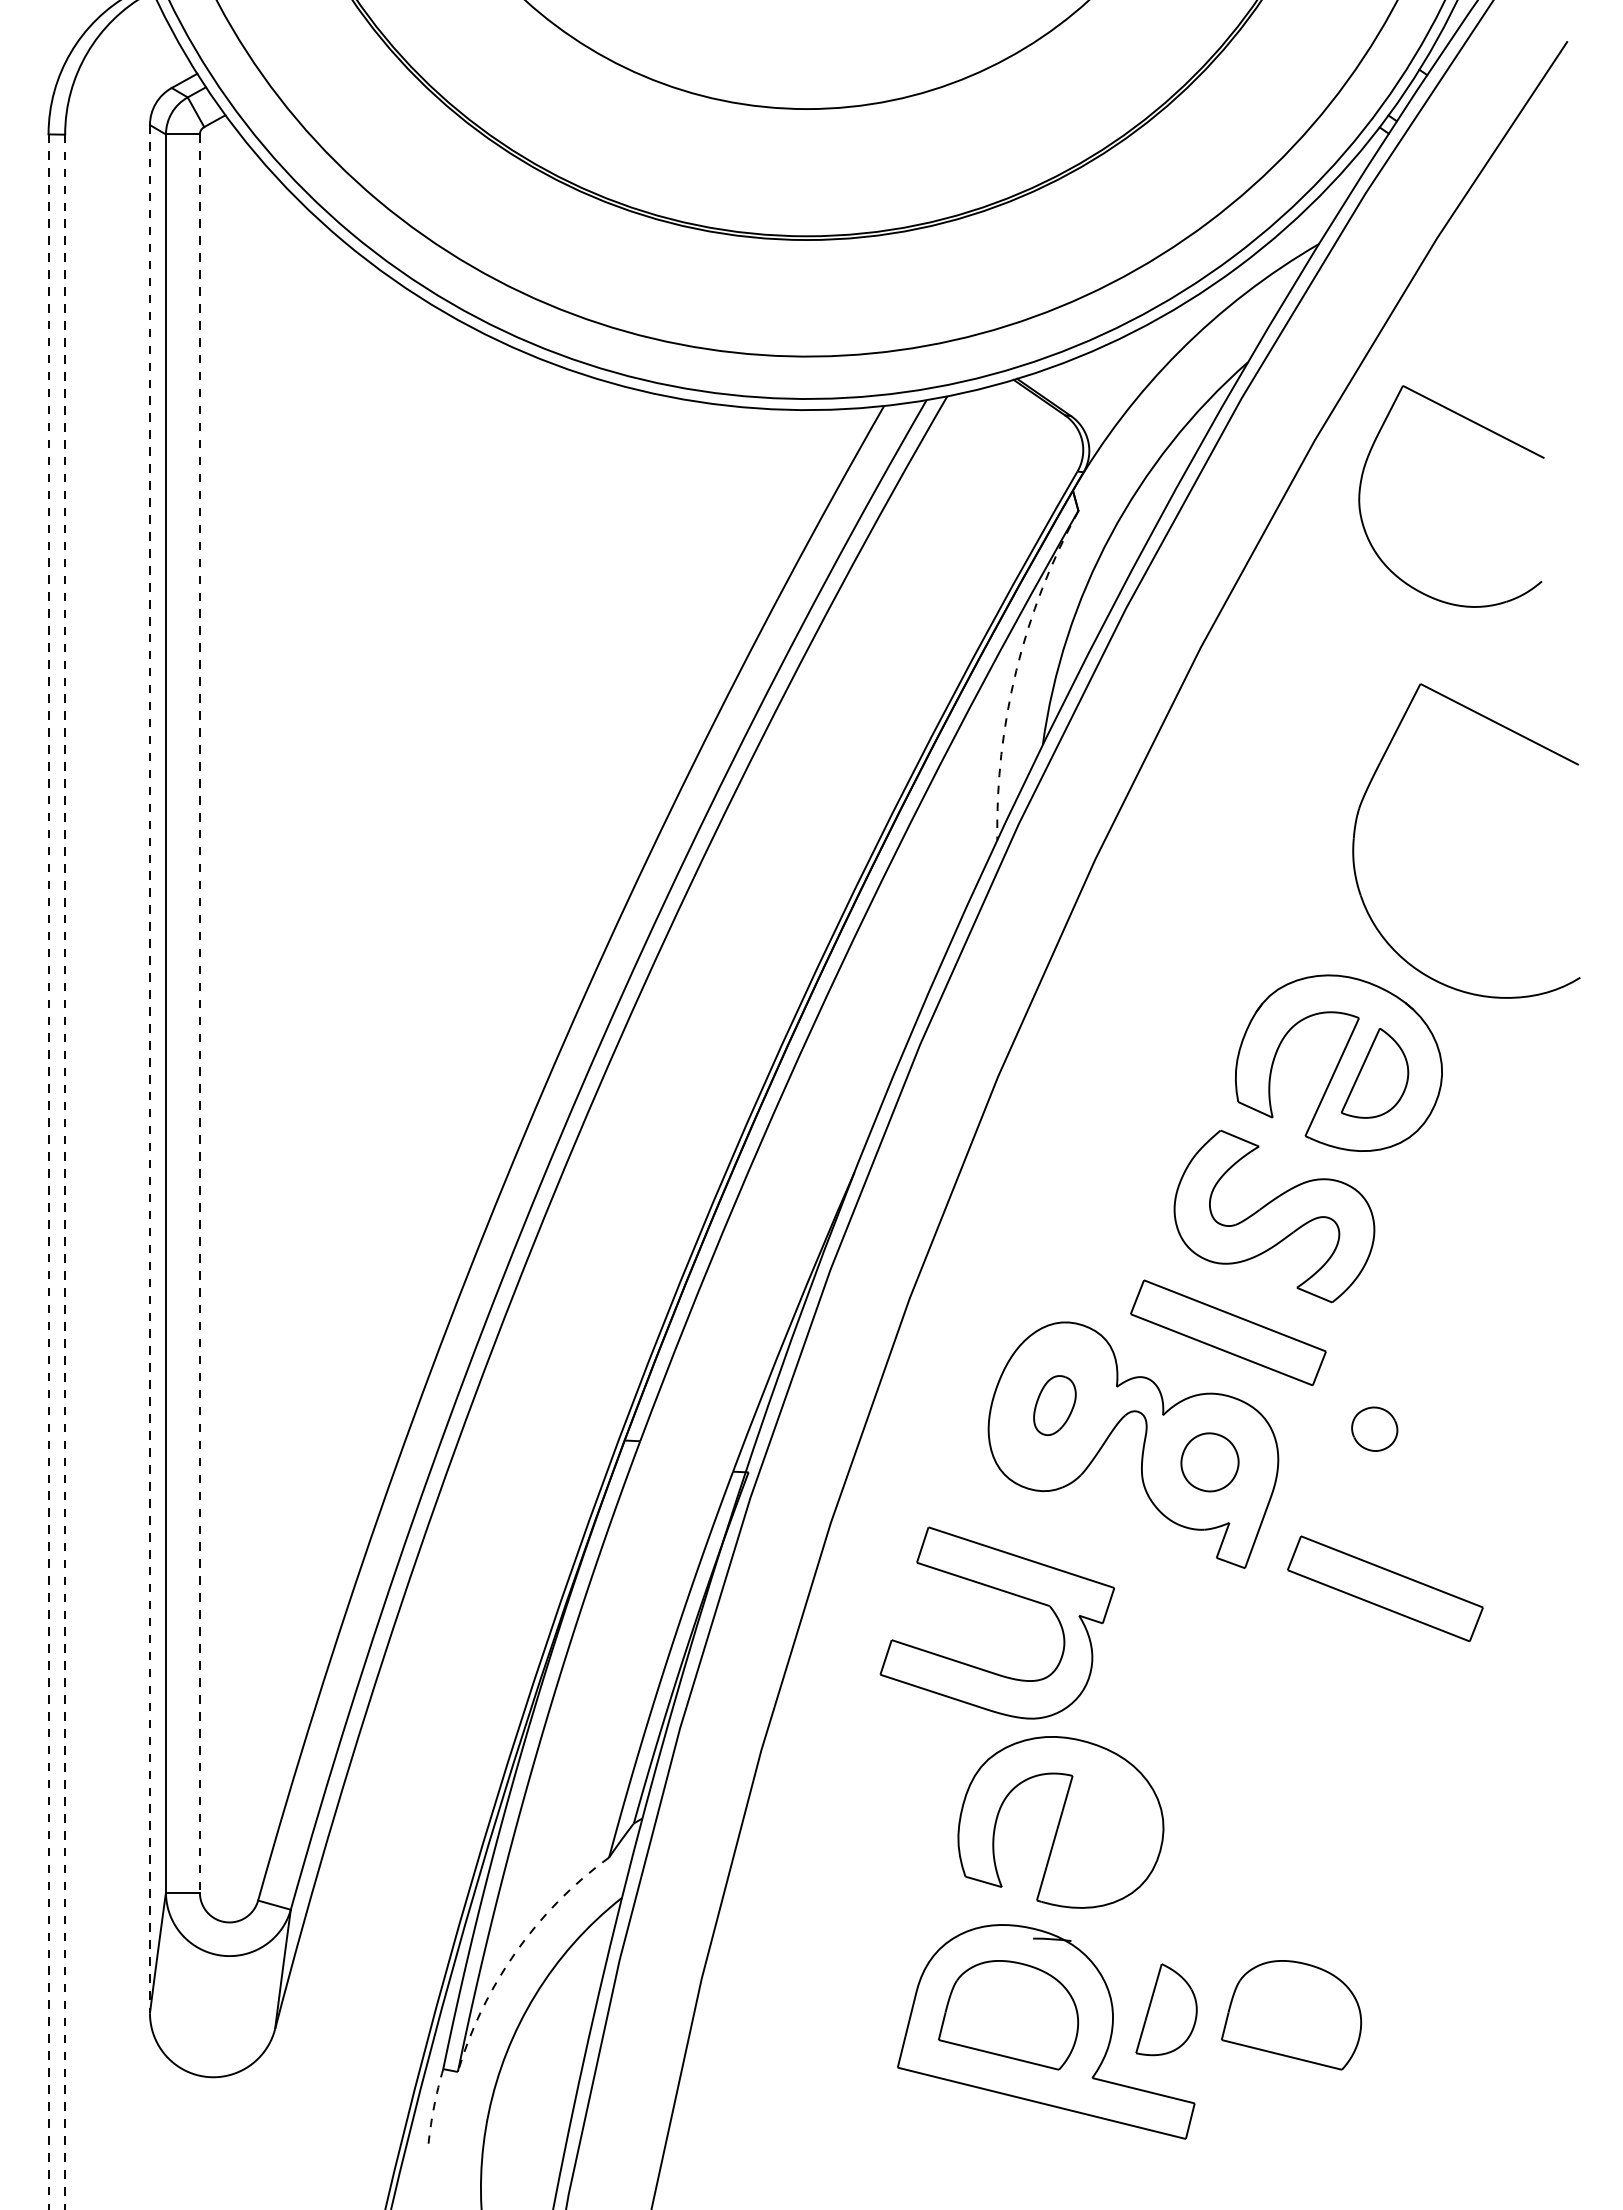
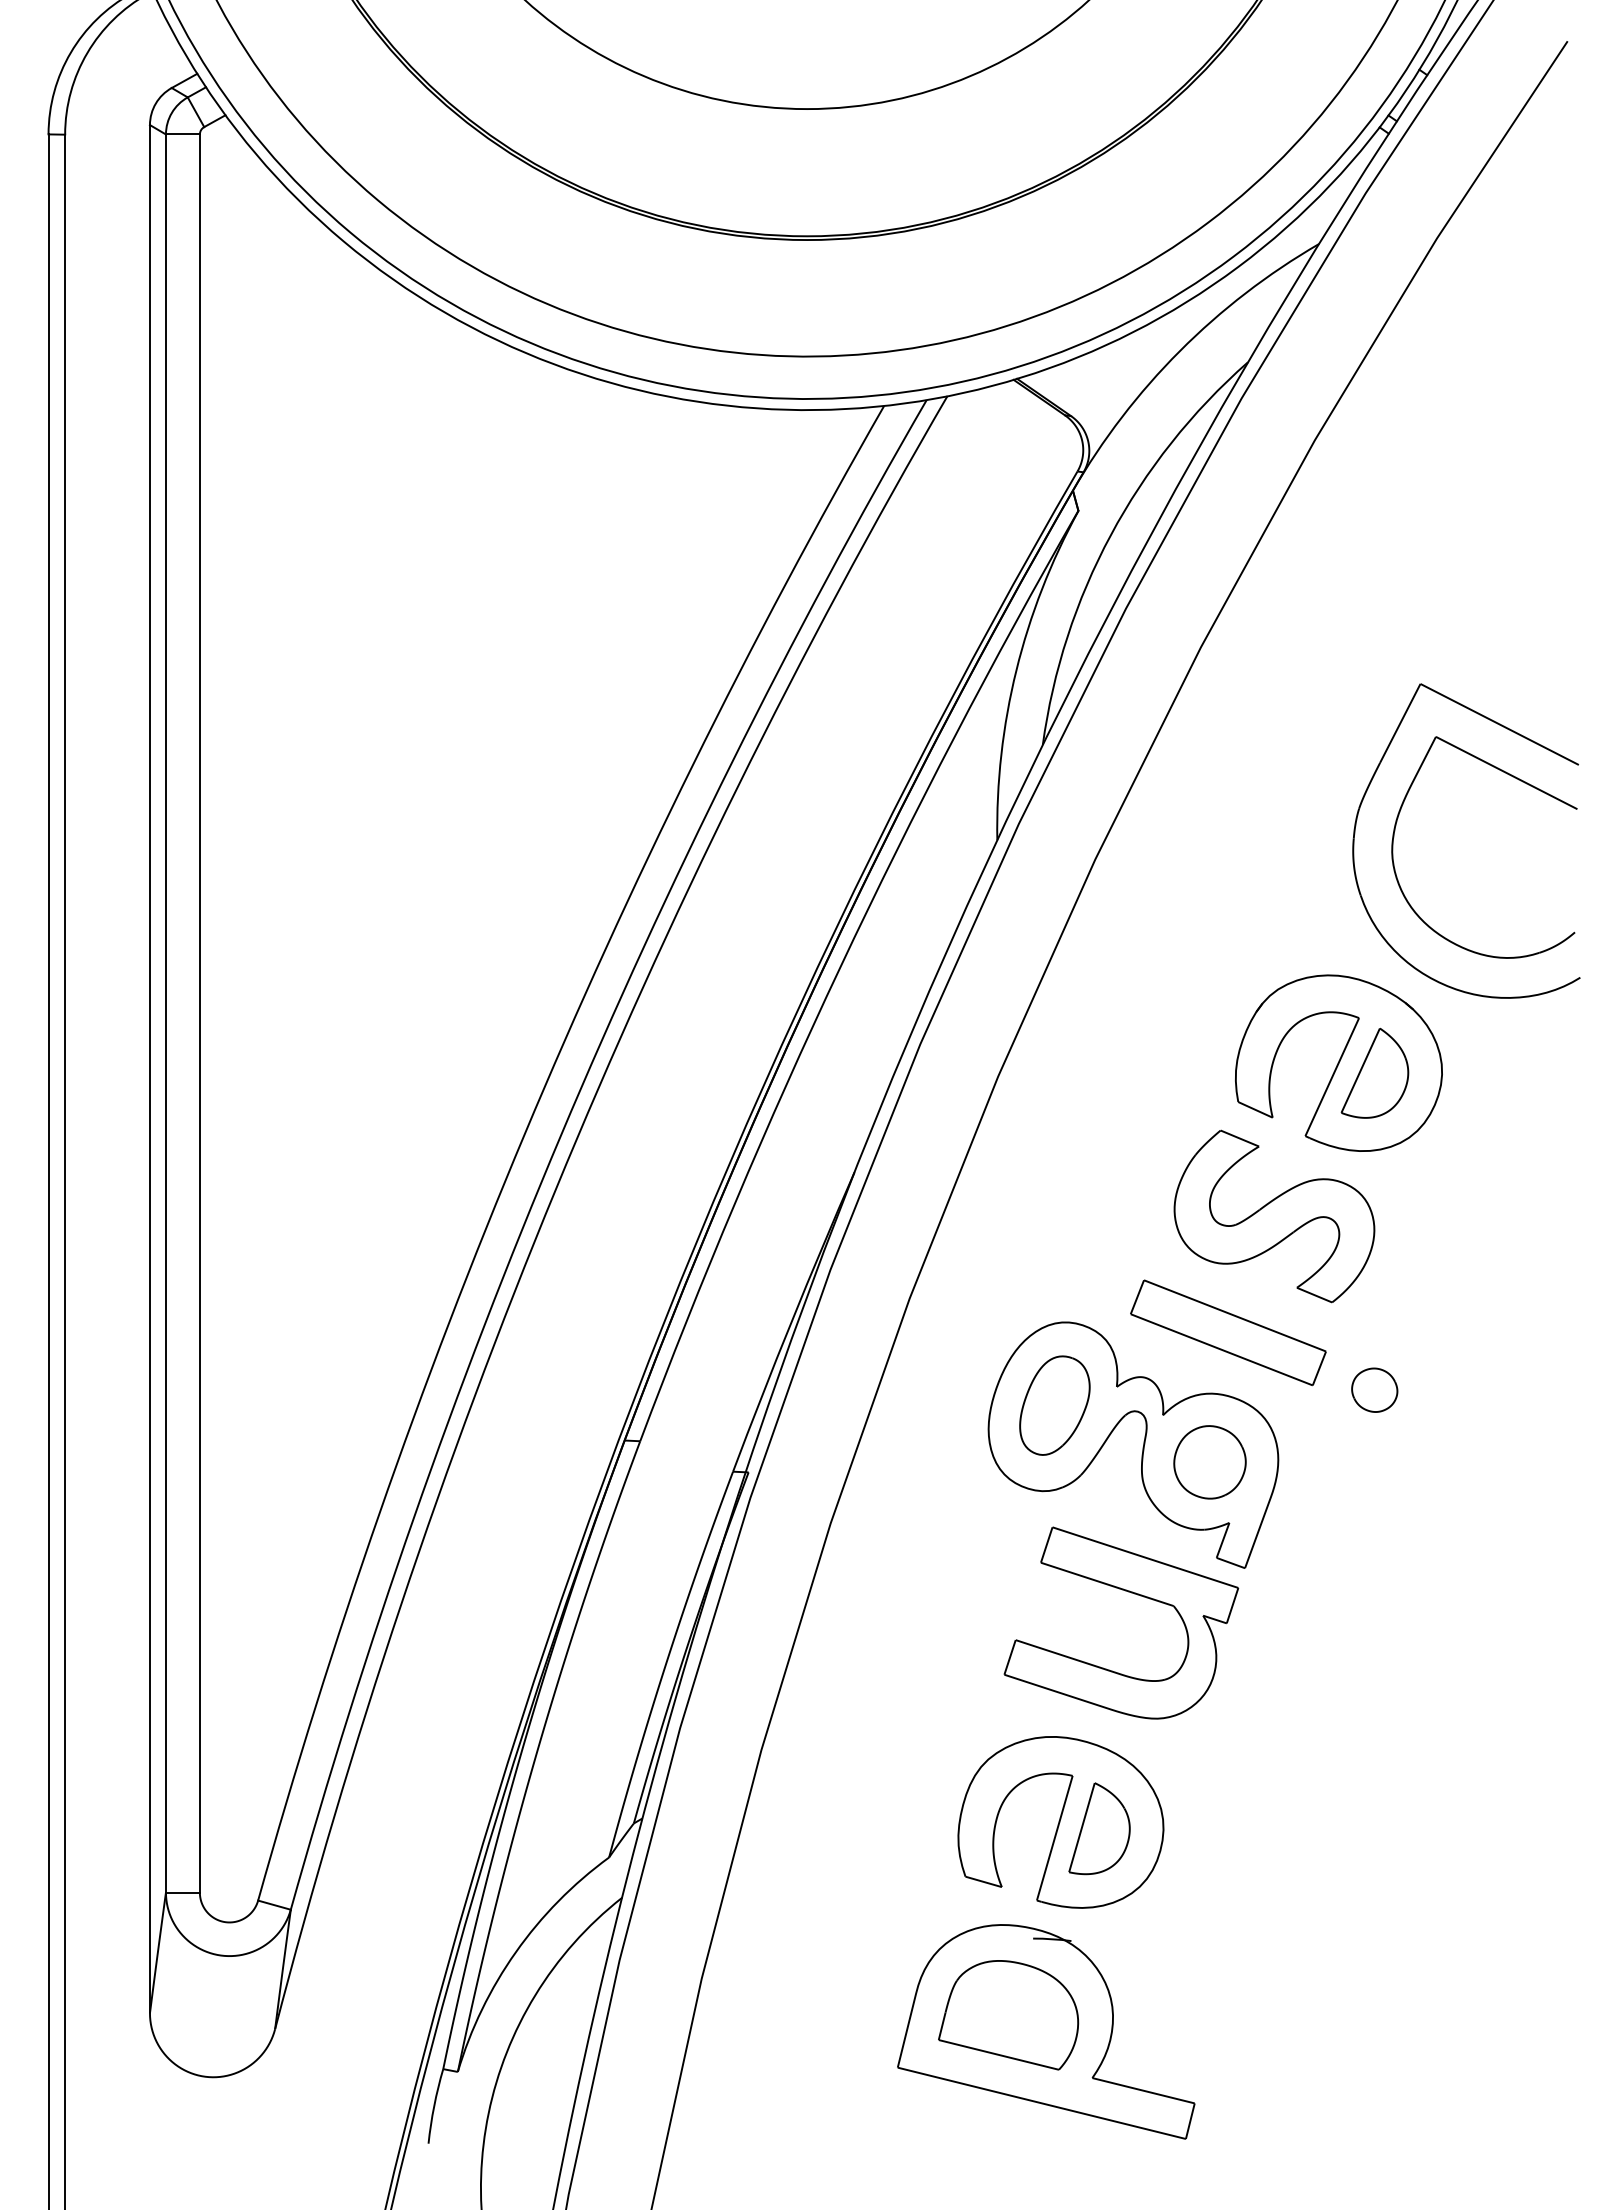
part position: (1485, 429) -> (1518, 780) (1518, 780)
arc: dashed -> solid (1016, 670)
line: dashed -> solid (199, 1014)
line: dashed -> solid (149, 1069)
line: dashed -> solid (48, 1171)
line: dashed -> solid (65, 1171)
part size: 44x62 px -> 72x101 px (1054, 1405)
part position: (1374, 1428) -> (1374, 1389) (1374, 1389)
part size: 60x61 px -> 74x75 px (1209, 1462)
part: present -> none (1385, 1588)
part position: (1007, 1593) -> (1131, 1593) (1131, 1593)
arc: dashed -> solid (515, 1952)
part position: (1166, 2009) -> (1099, 1828) (1099, 1828)
part: present -> none (1291, 2015)
arc: dashed -> solid (434, 2106)
